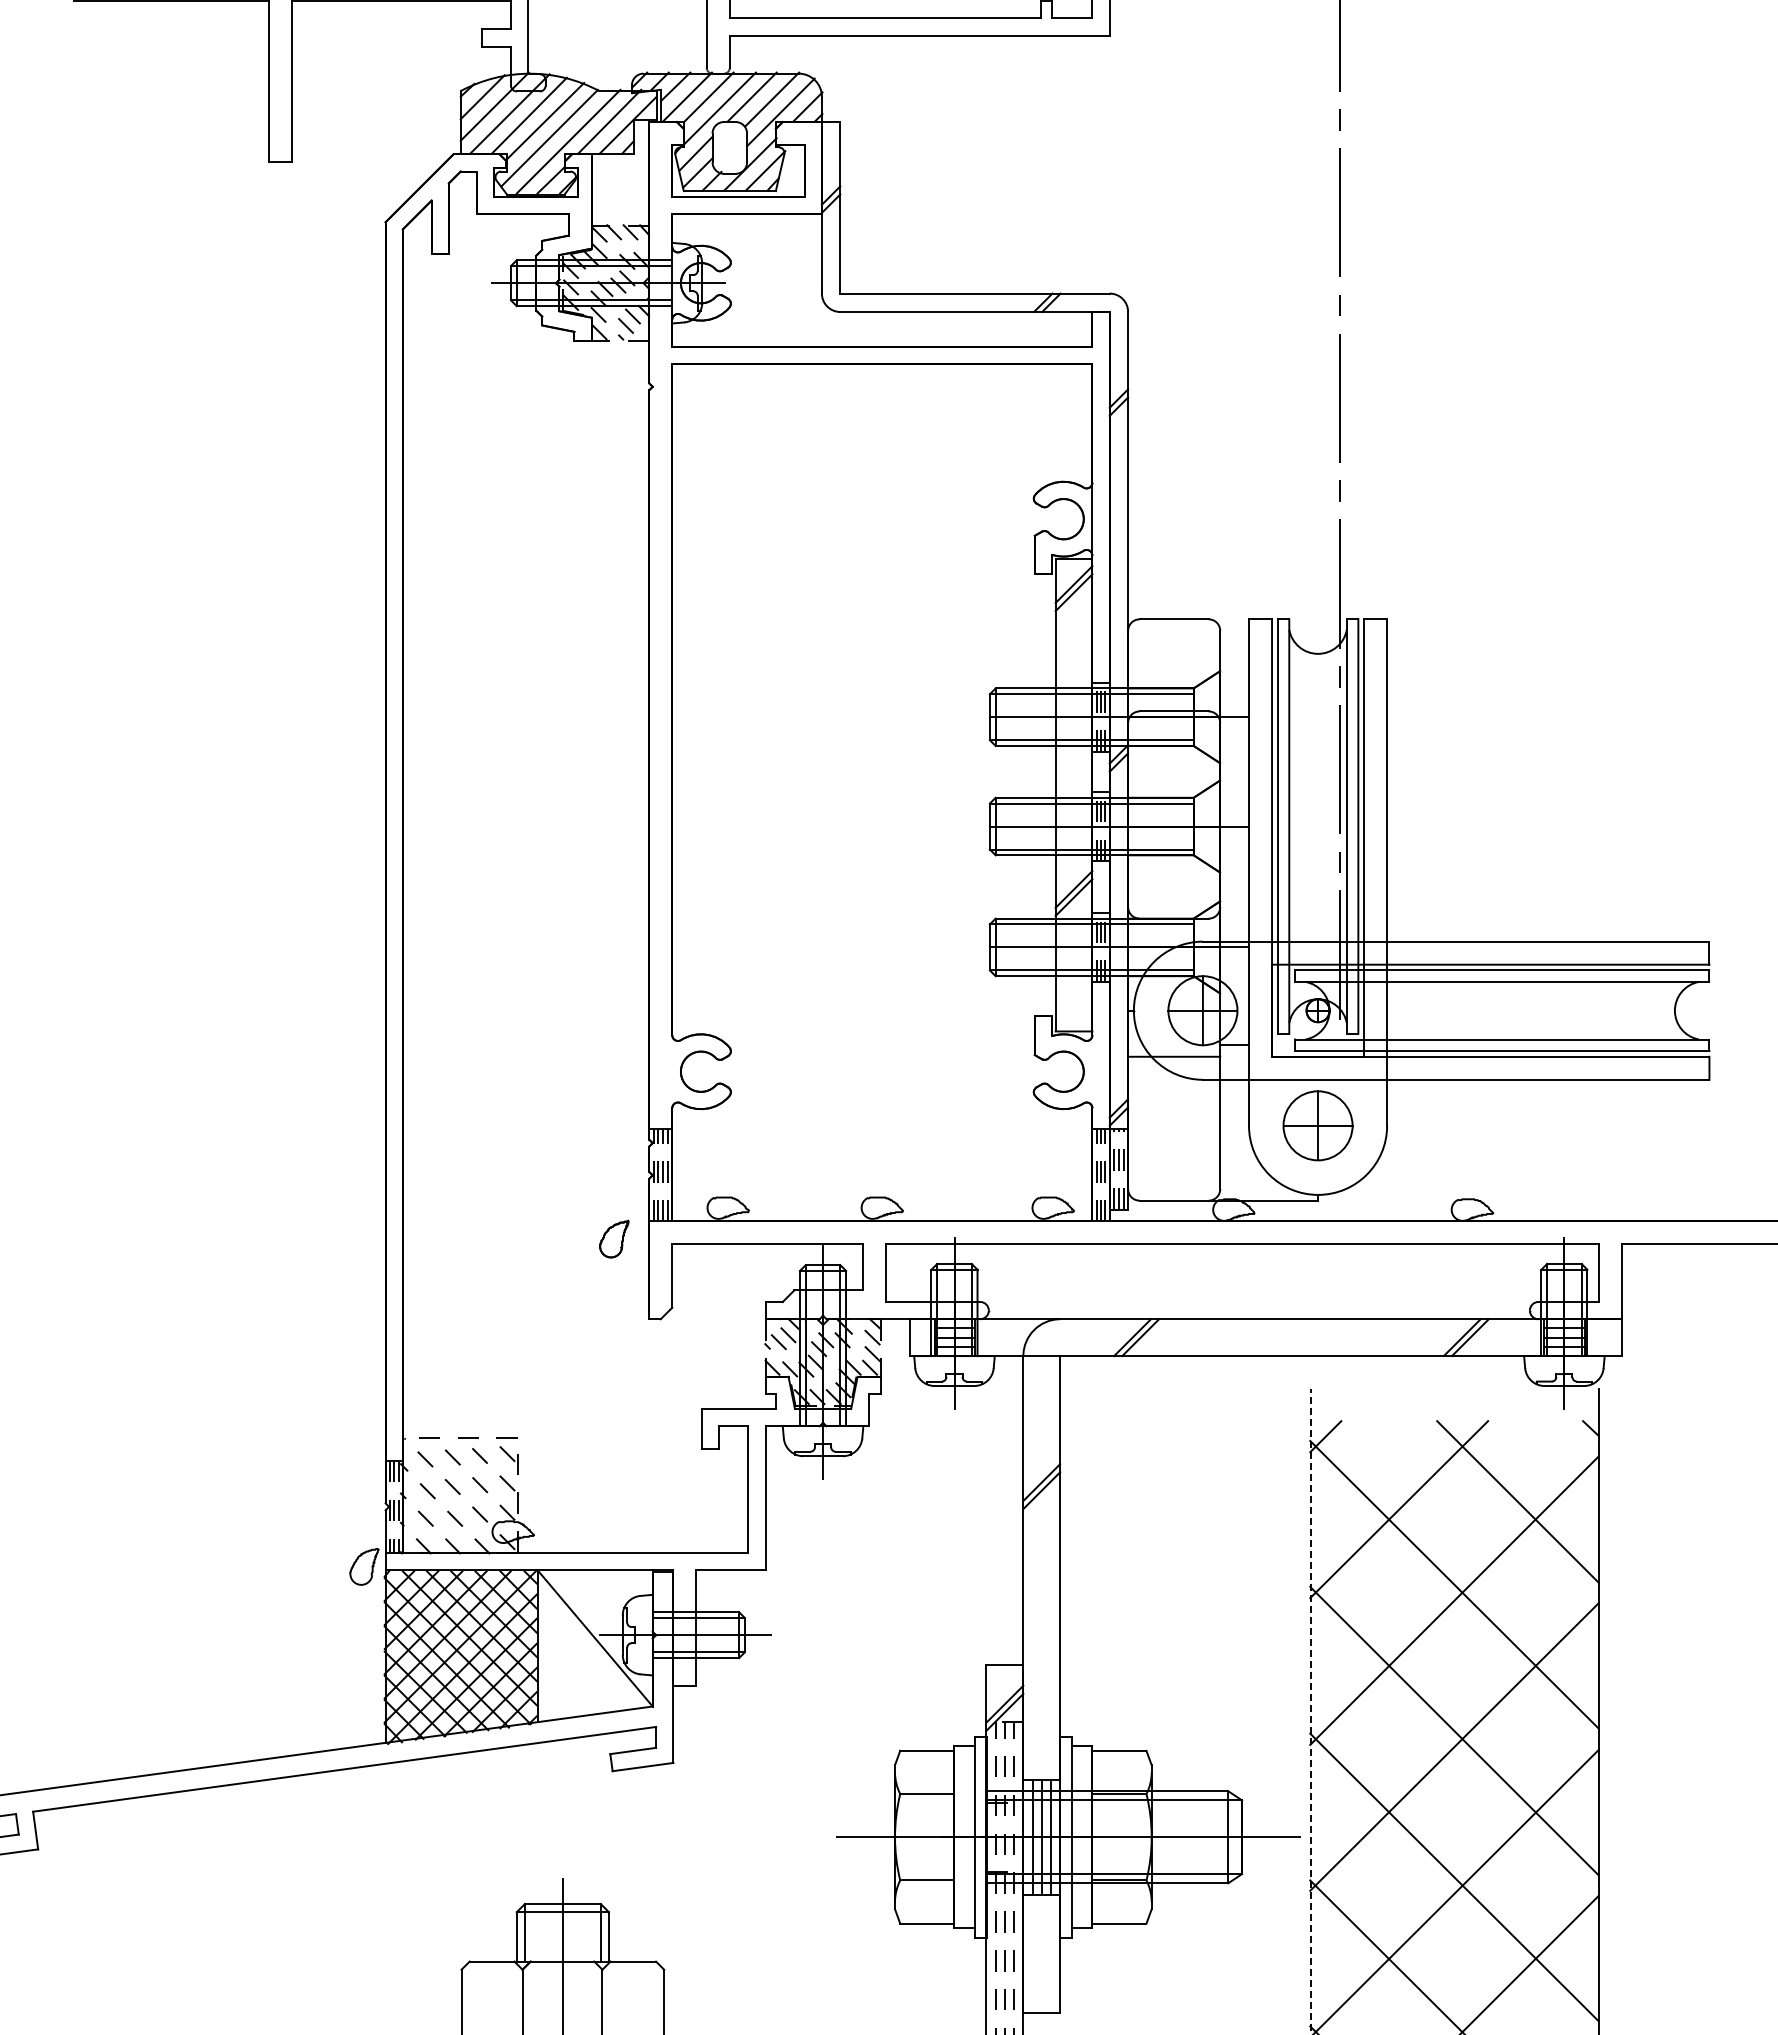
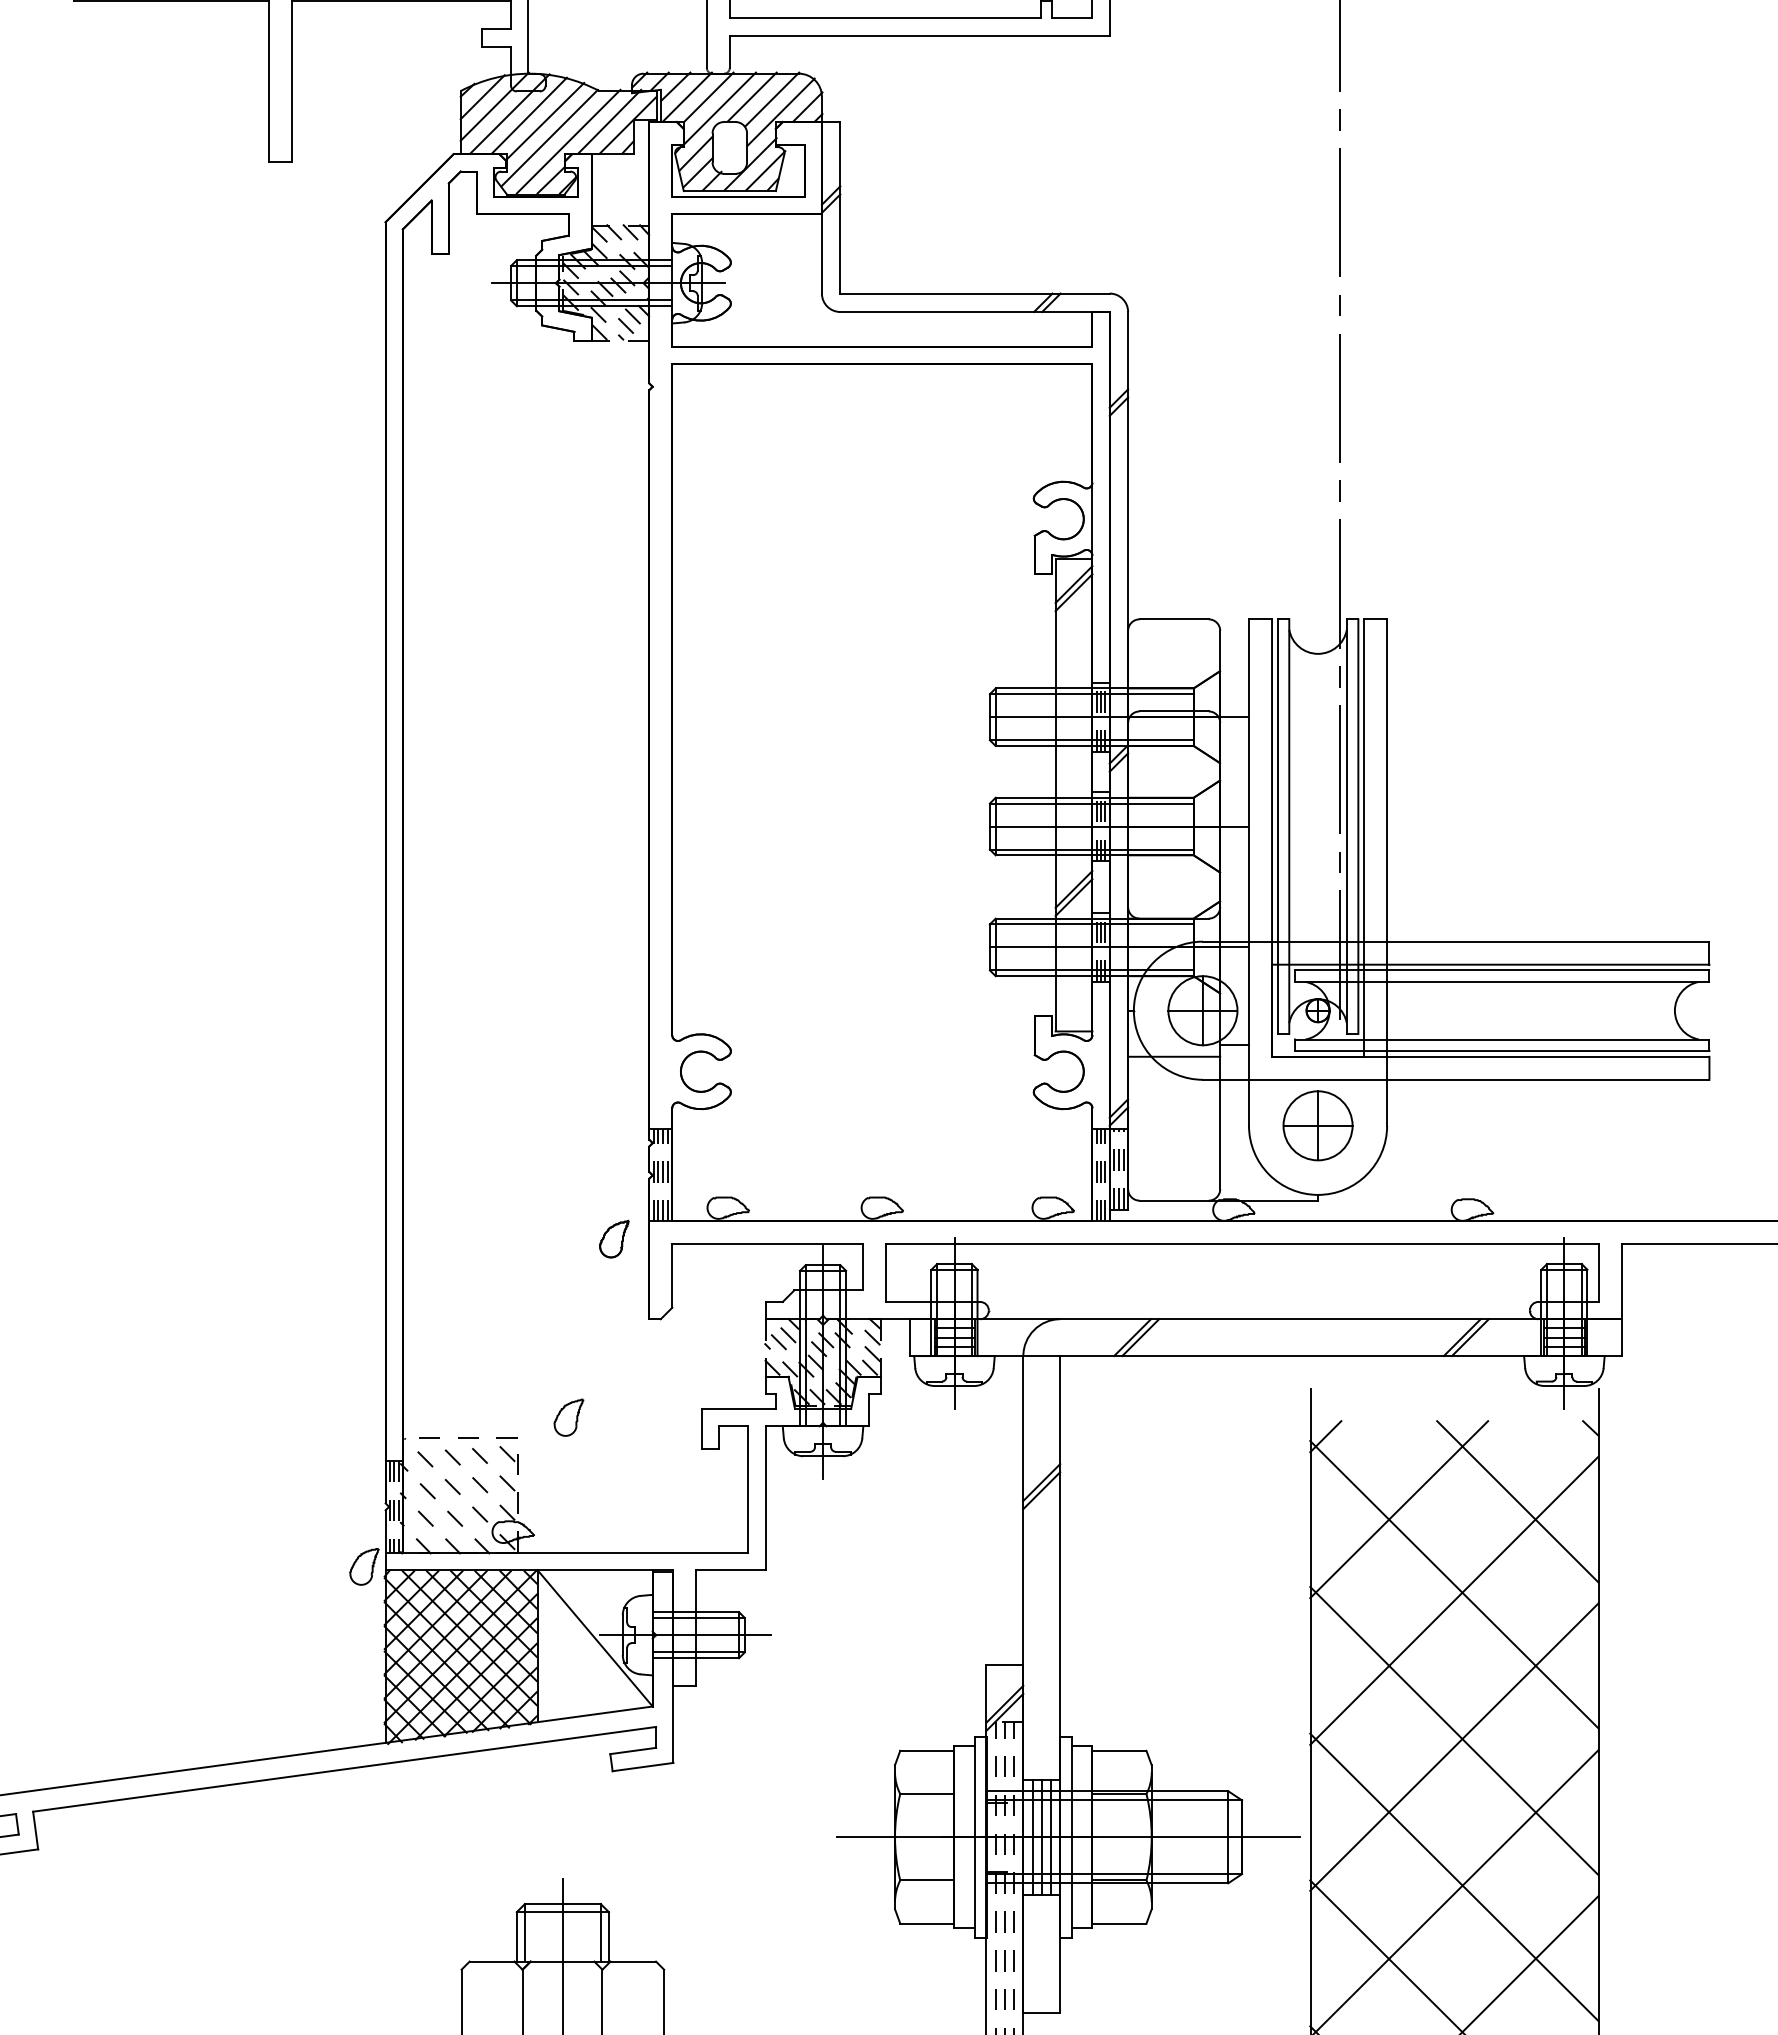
part: none -> present (568, 1417)
line: dashed -> solid (1311, 1711)
